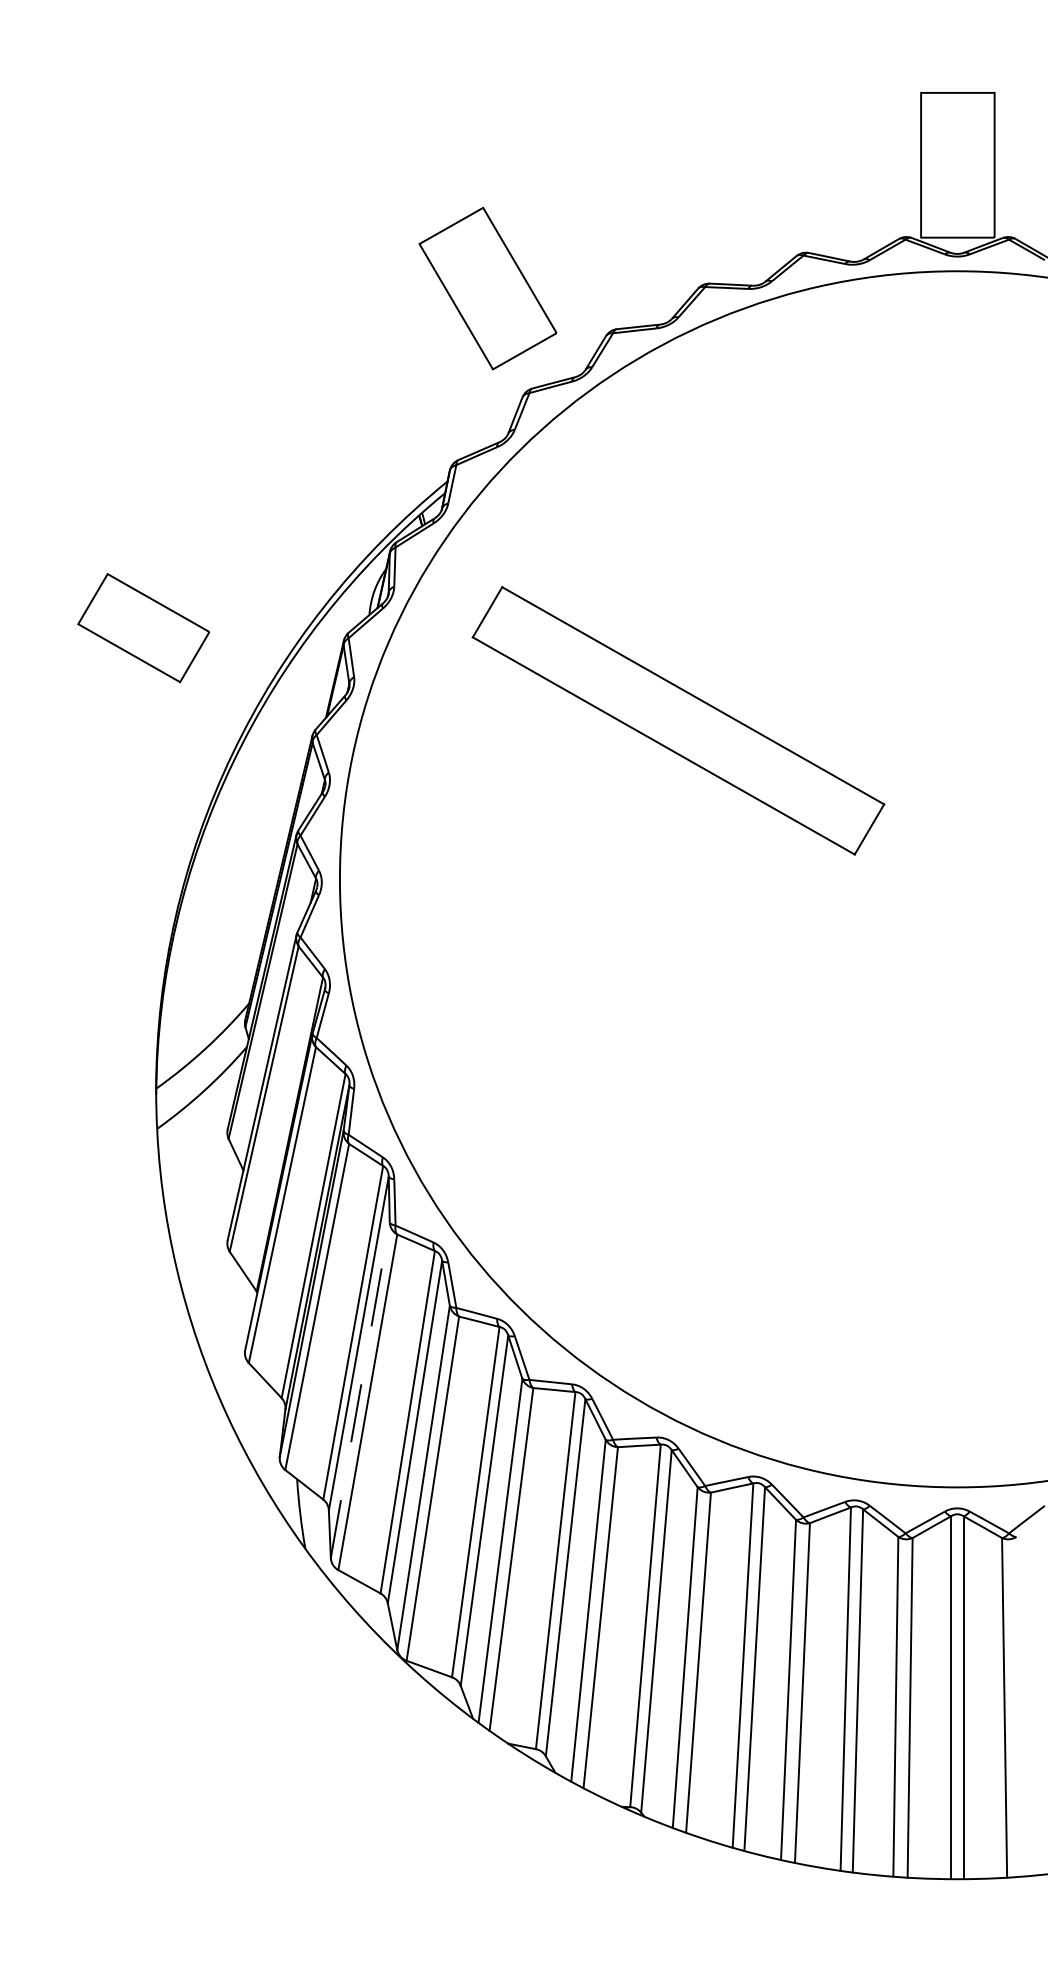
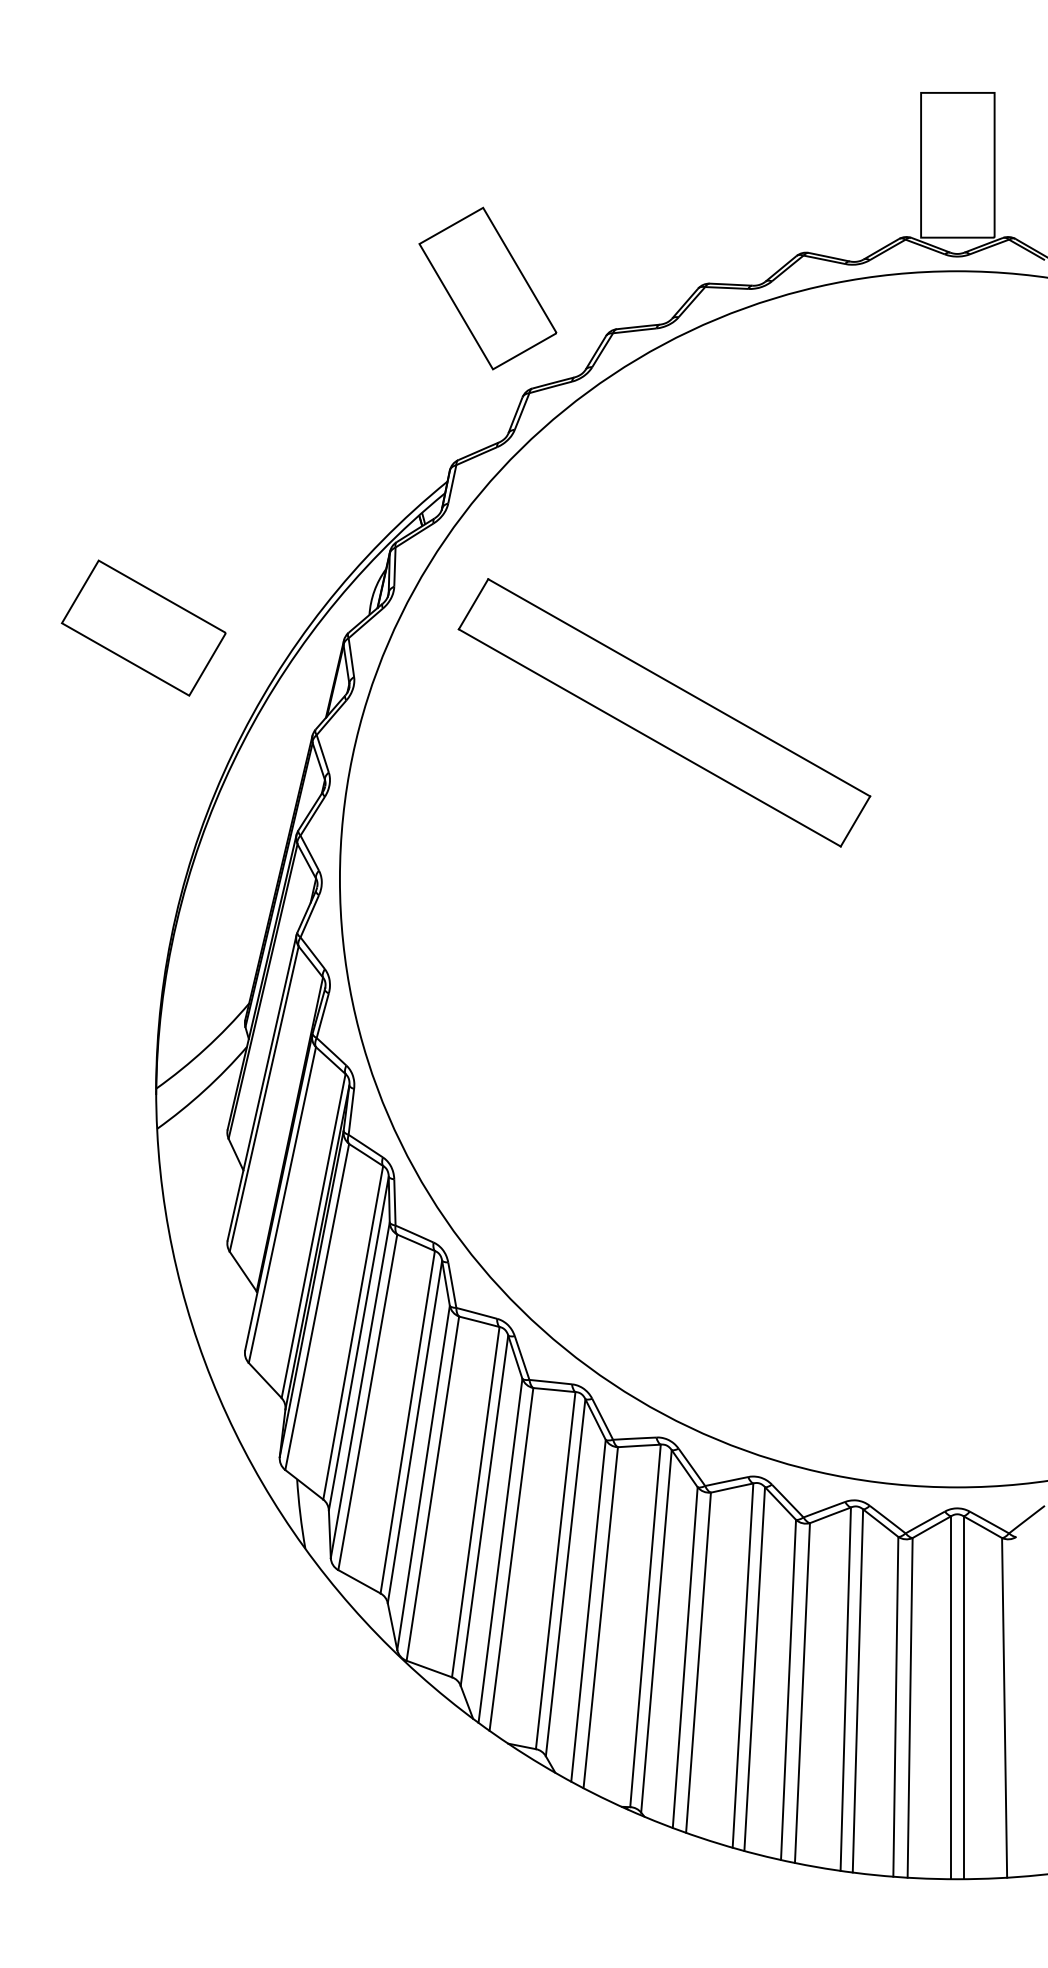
part size: 133x111 px -> 167x138 px (143, 627)
part position: (678, 720) -> (664, 712) (664, 712)
line: dashed -> solid (360, 1389)
